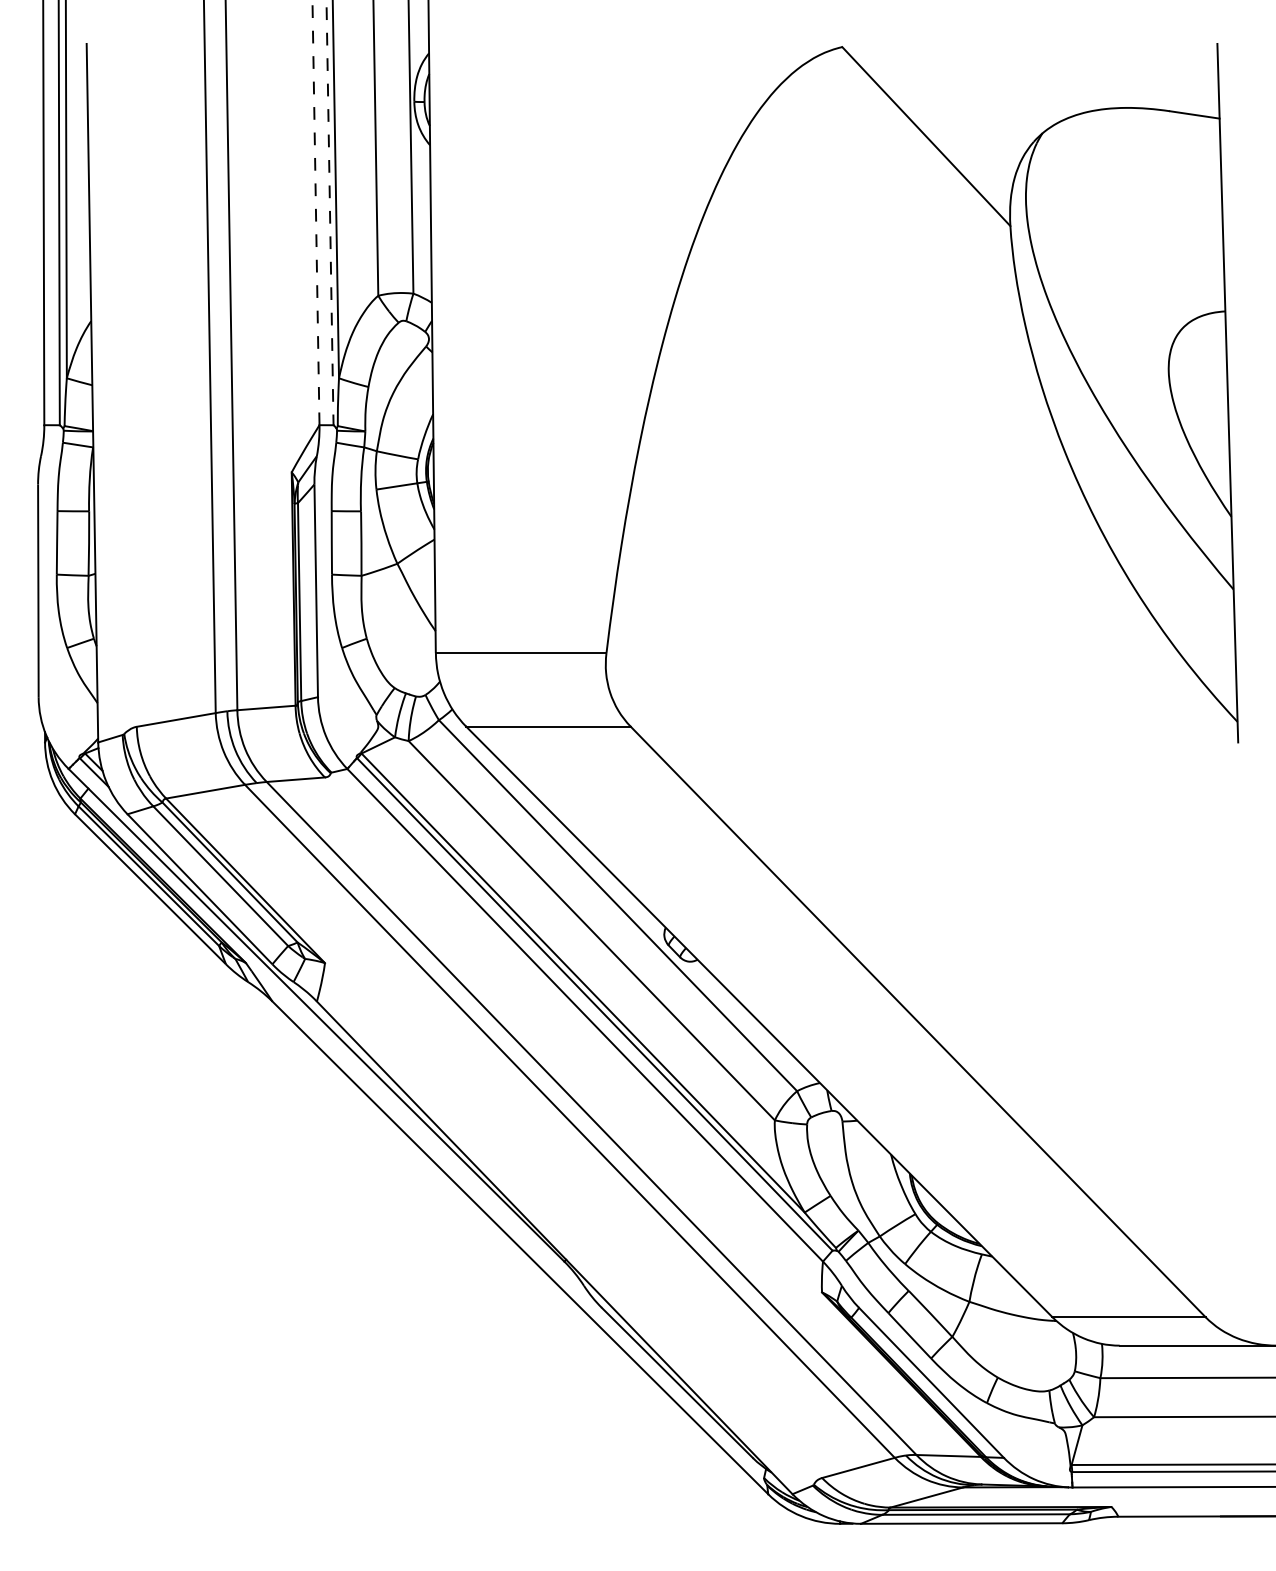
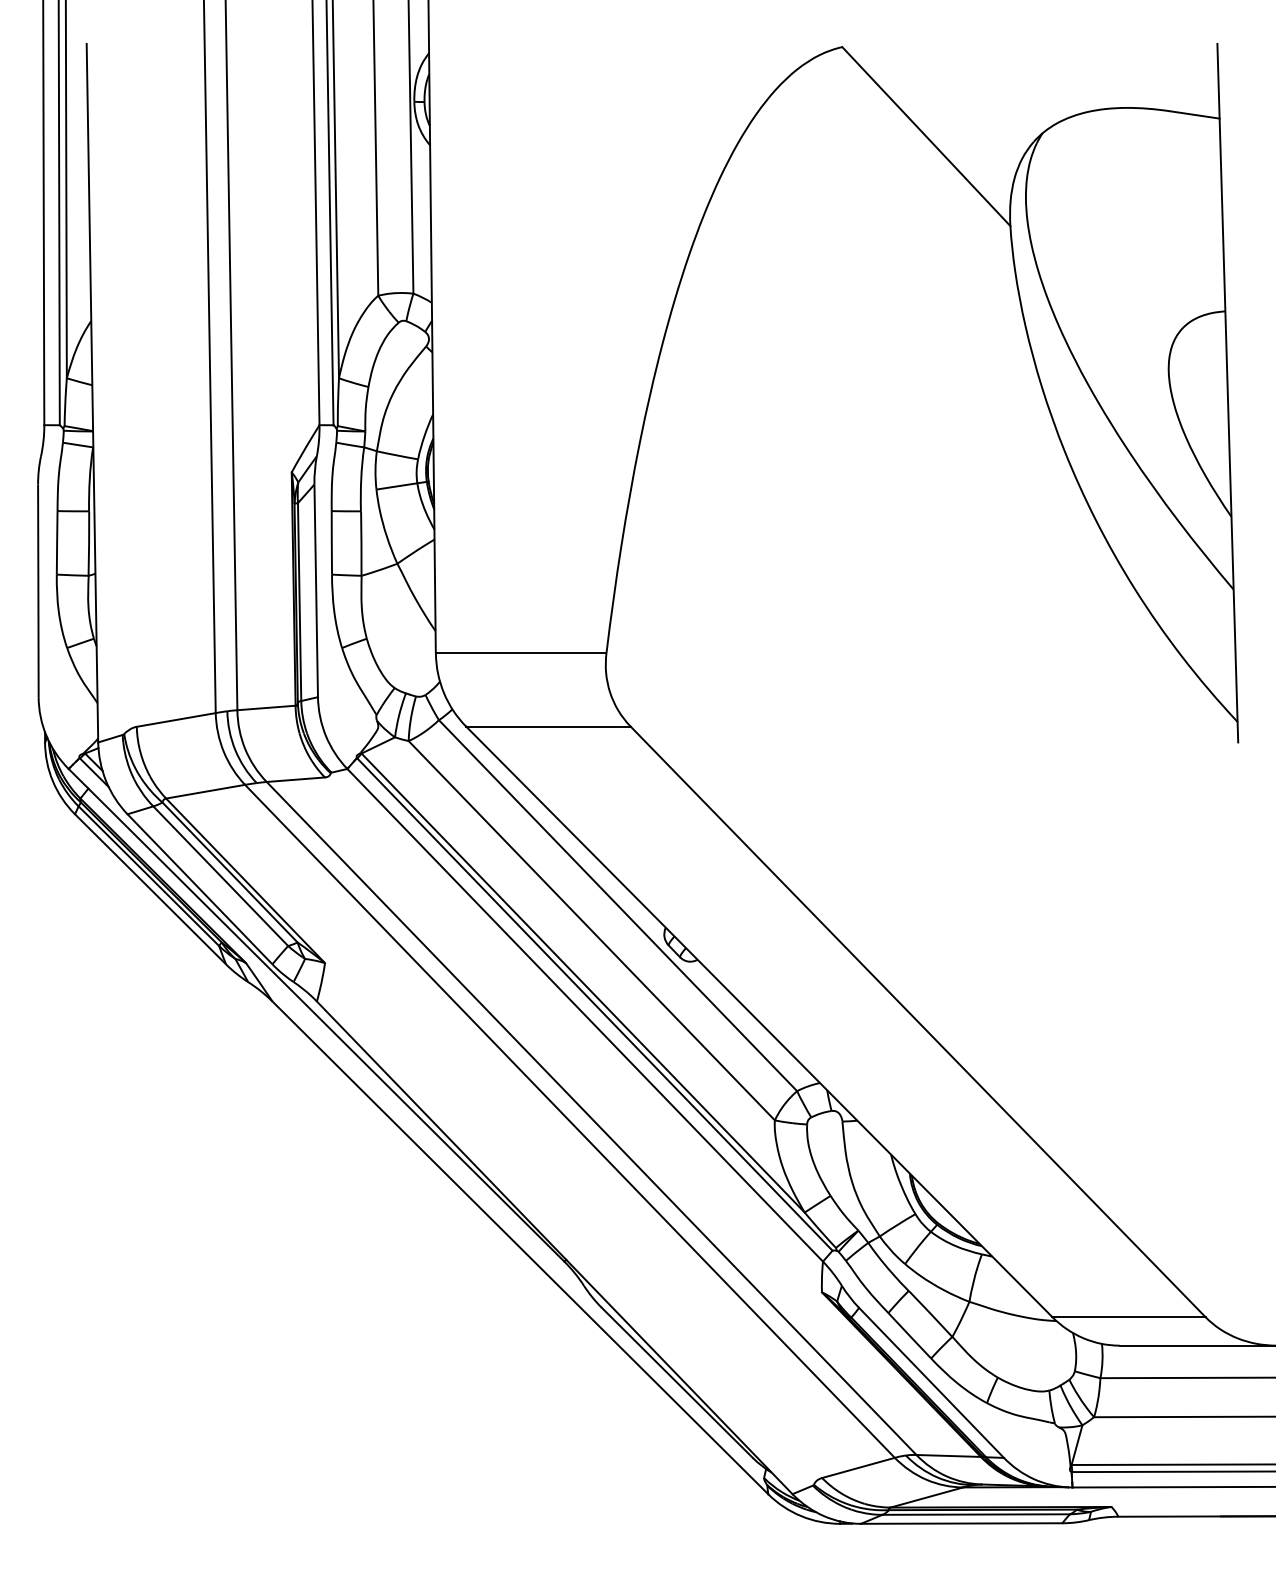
line: dashed -> solid (315, 212)
line: dashed -> solid (330, 213)
